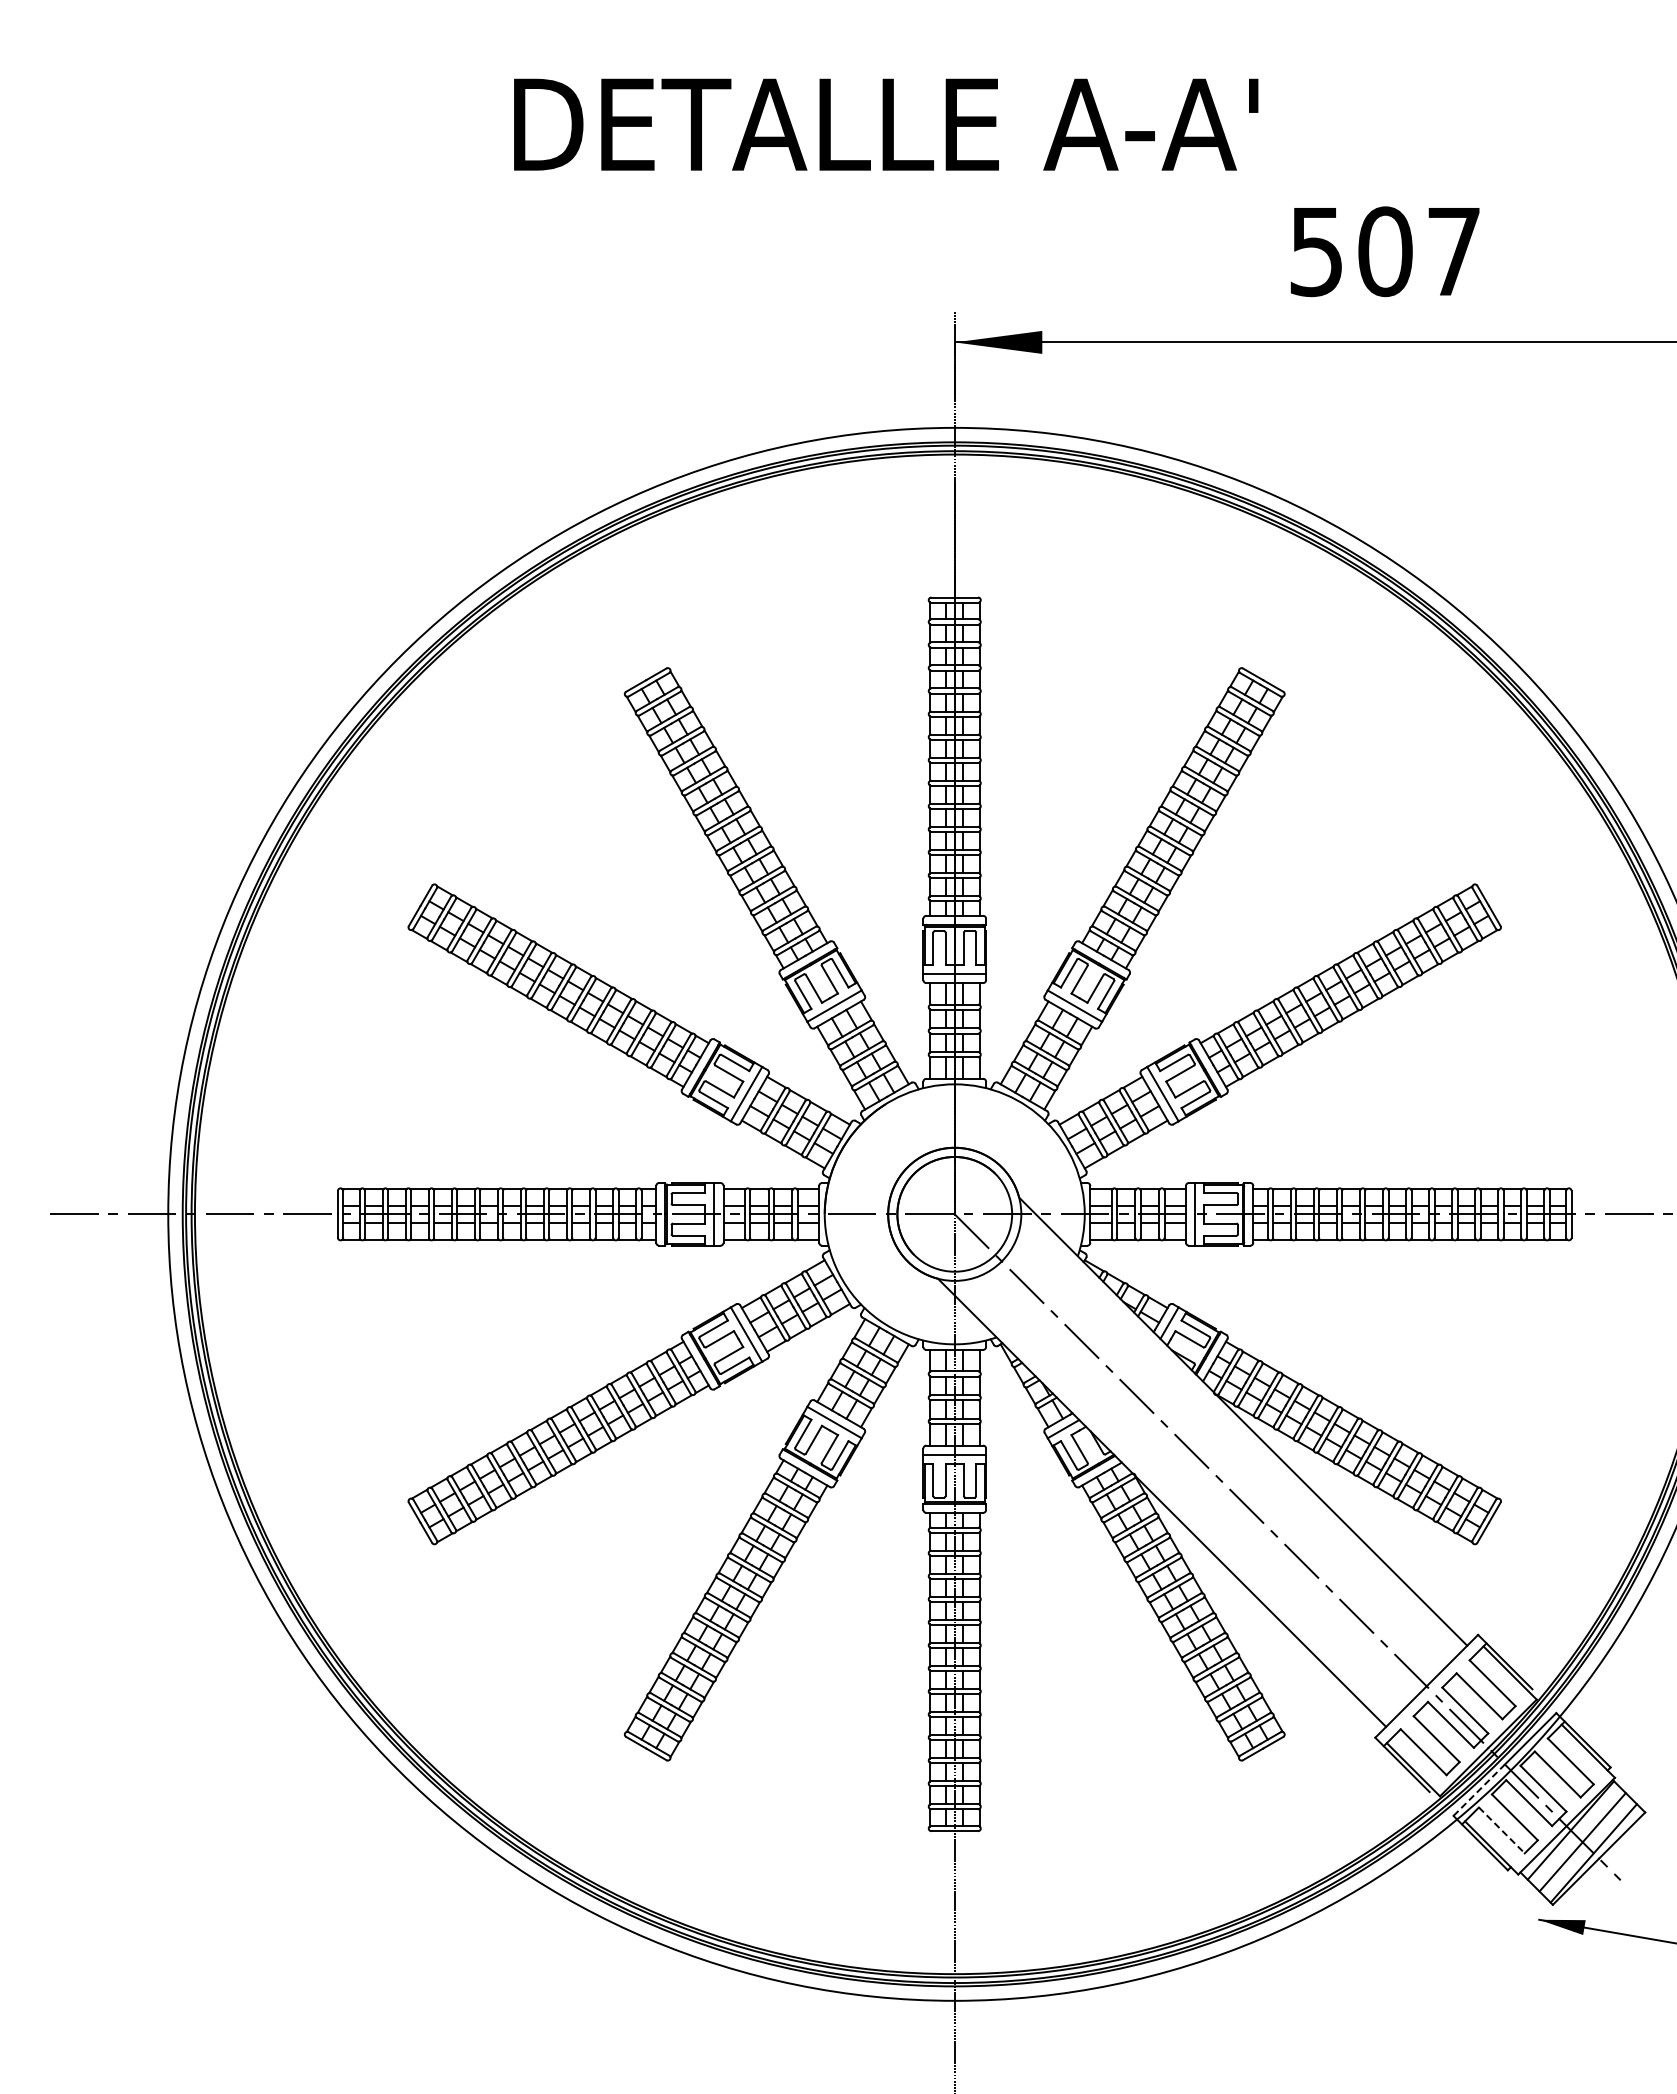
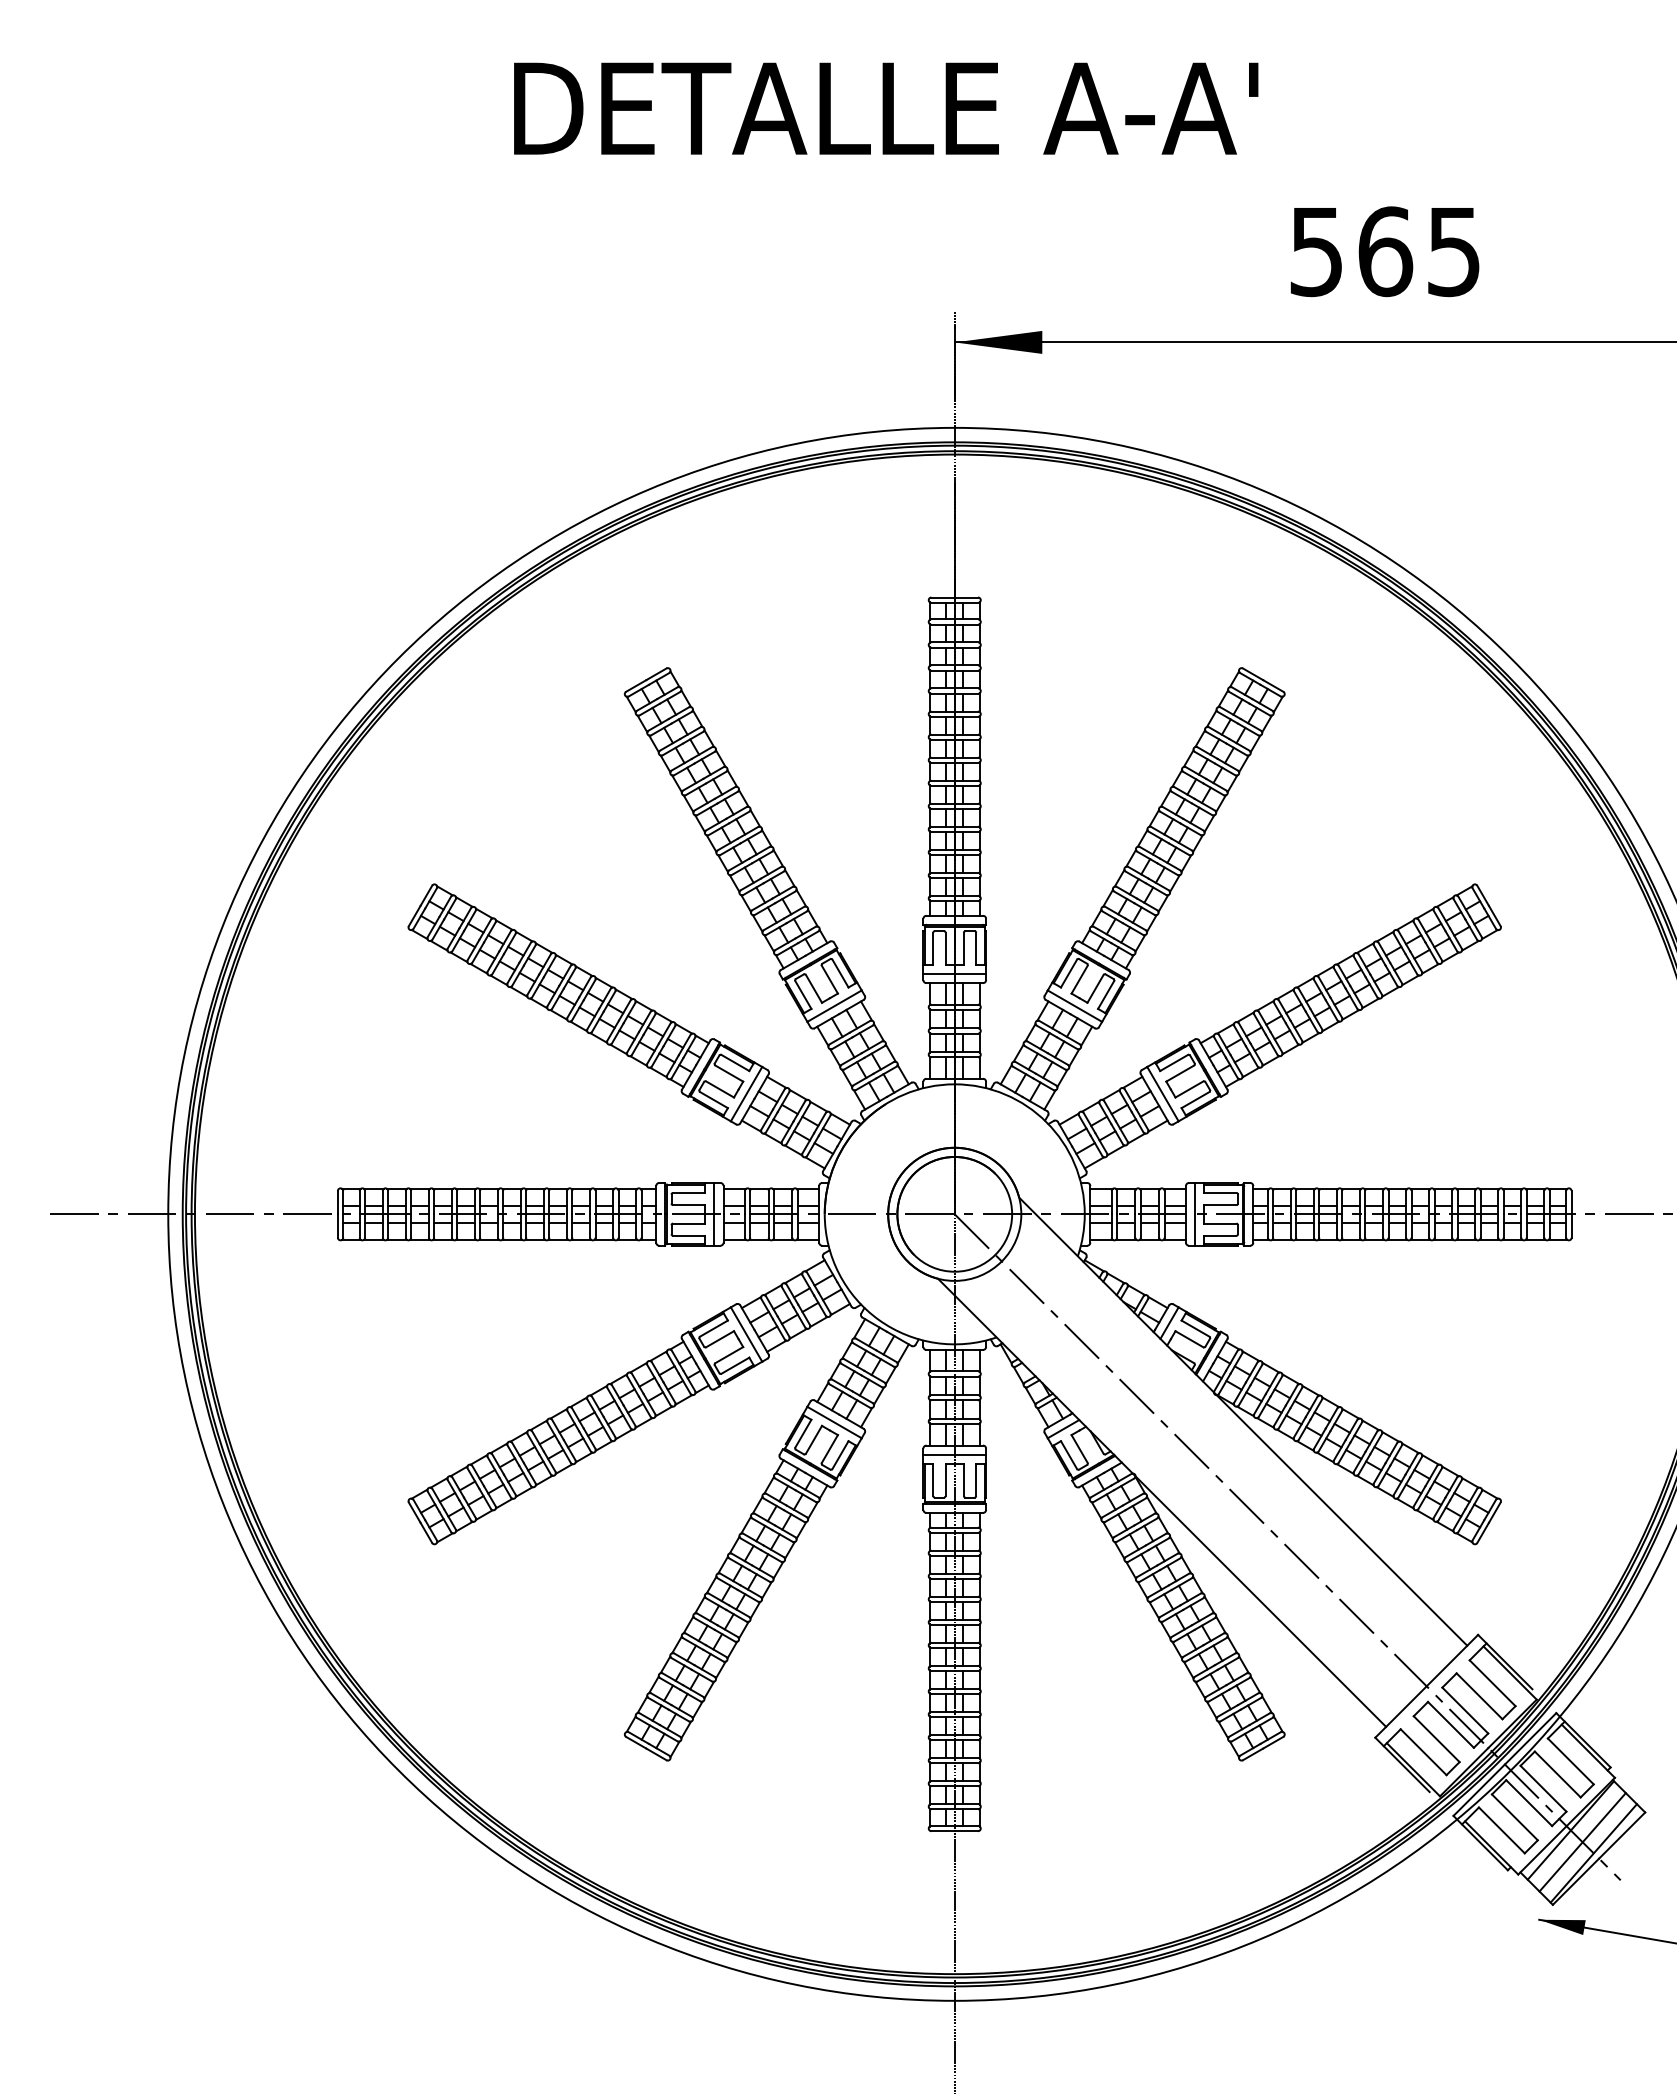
text position: (886, 124) -> (886, 108) (886, 108)
text: 507 -> 565 (1418, 251)
line: dashed -> solid (1479, 1789)
line: dashed -> solid (1502, 1830)
